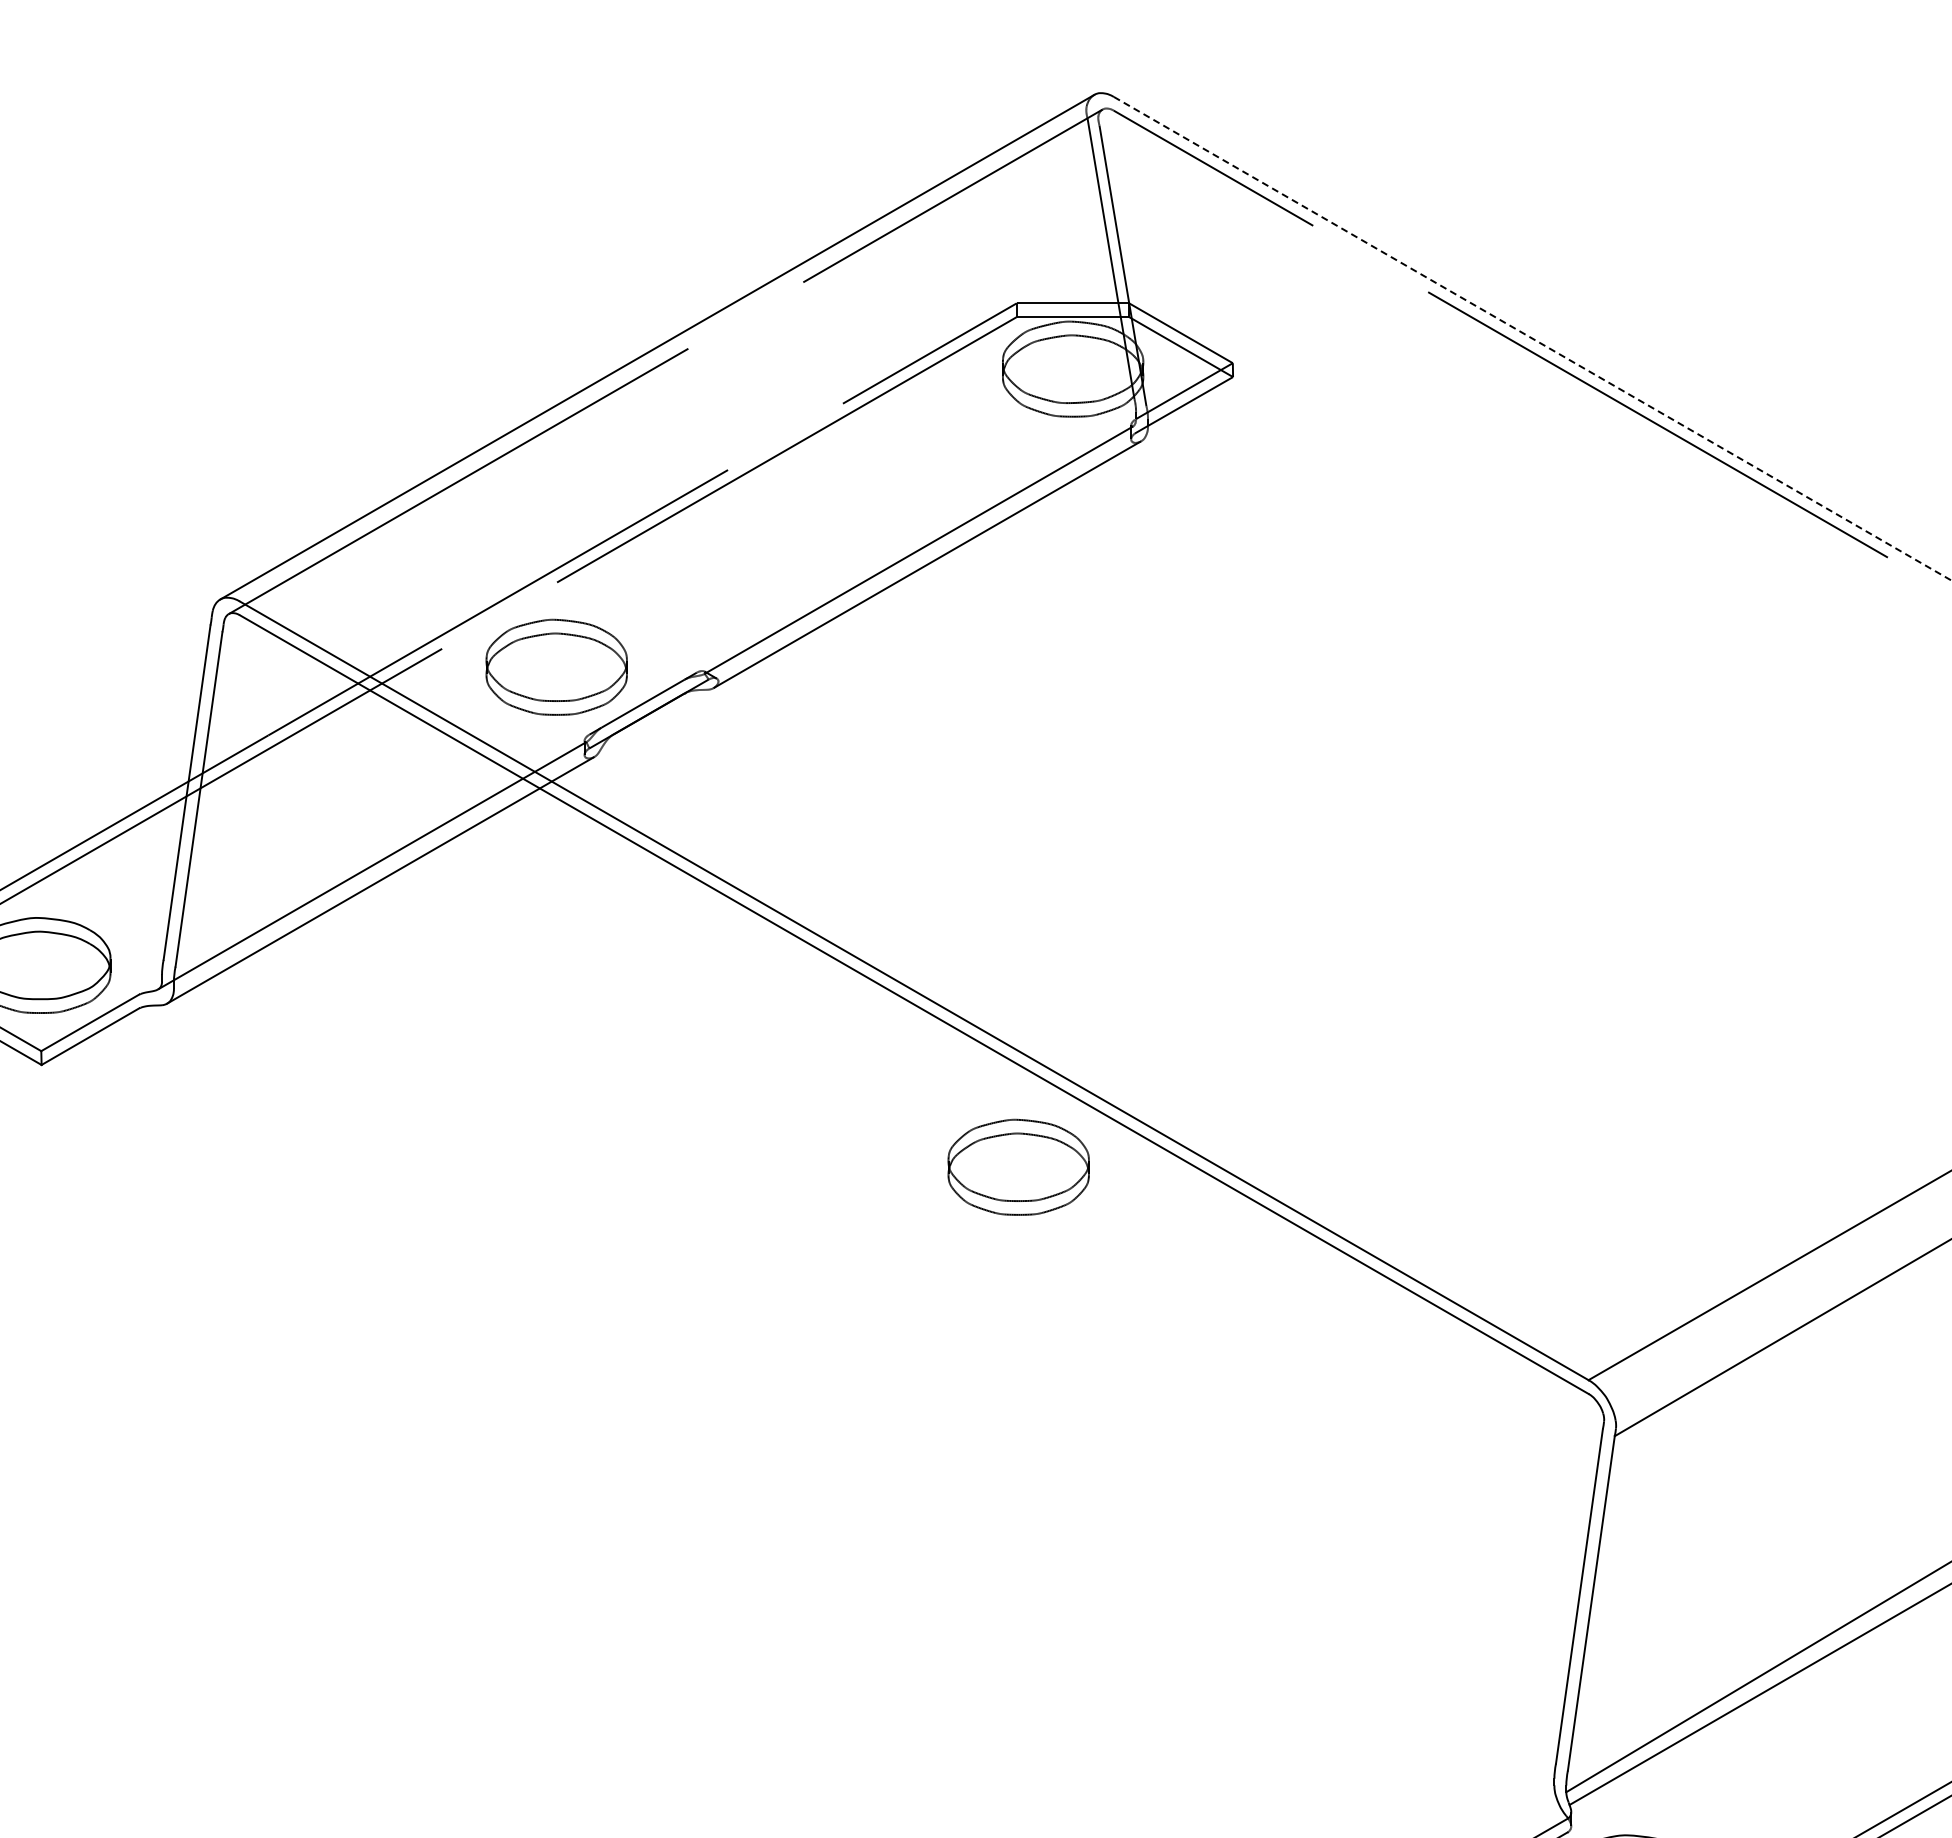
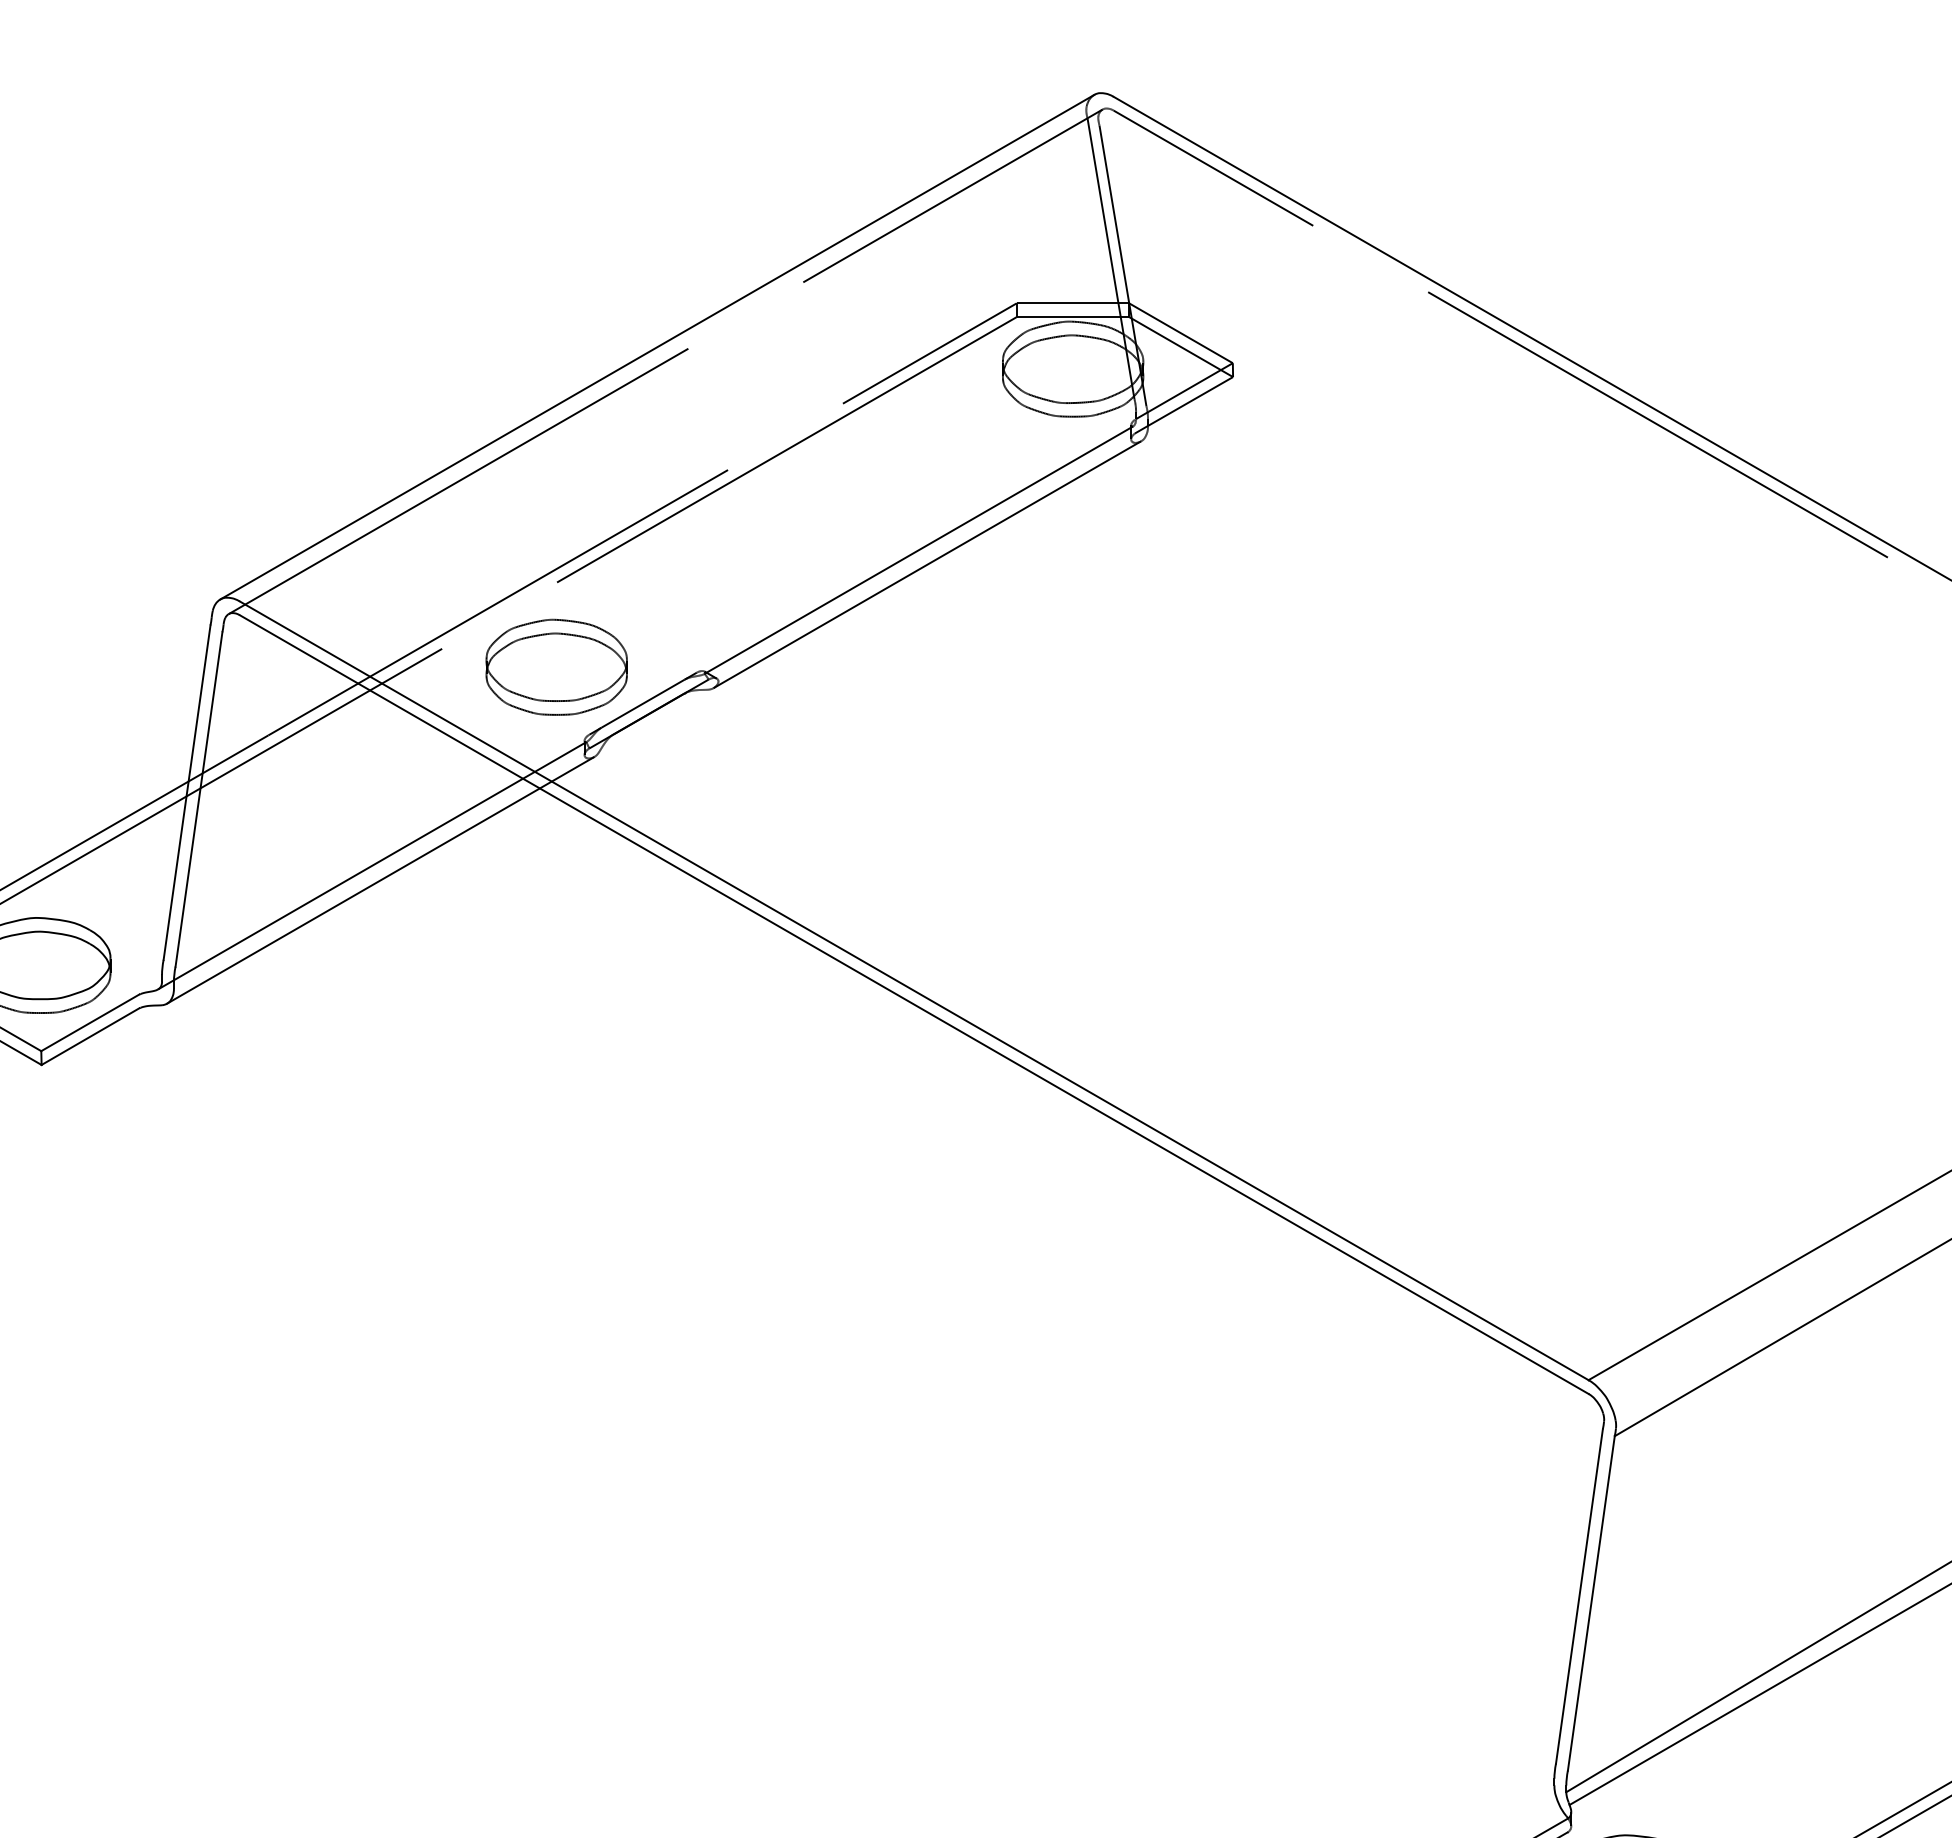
line: dashed -> solid (1532, 338)
part: present -> none (1018, 1166)
